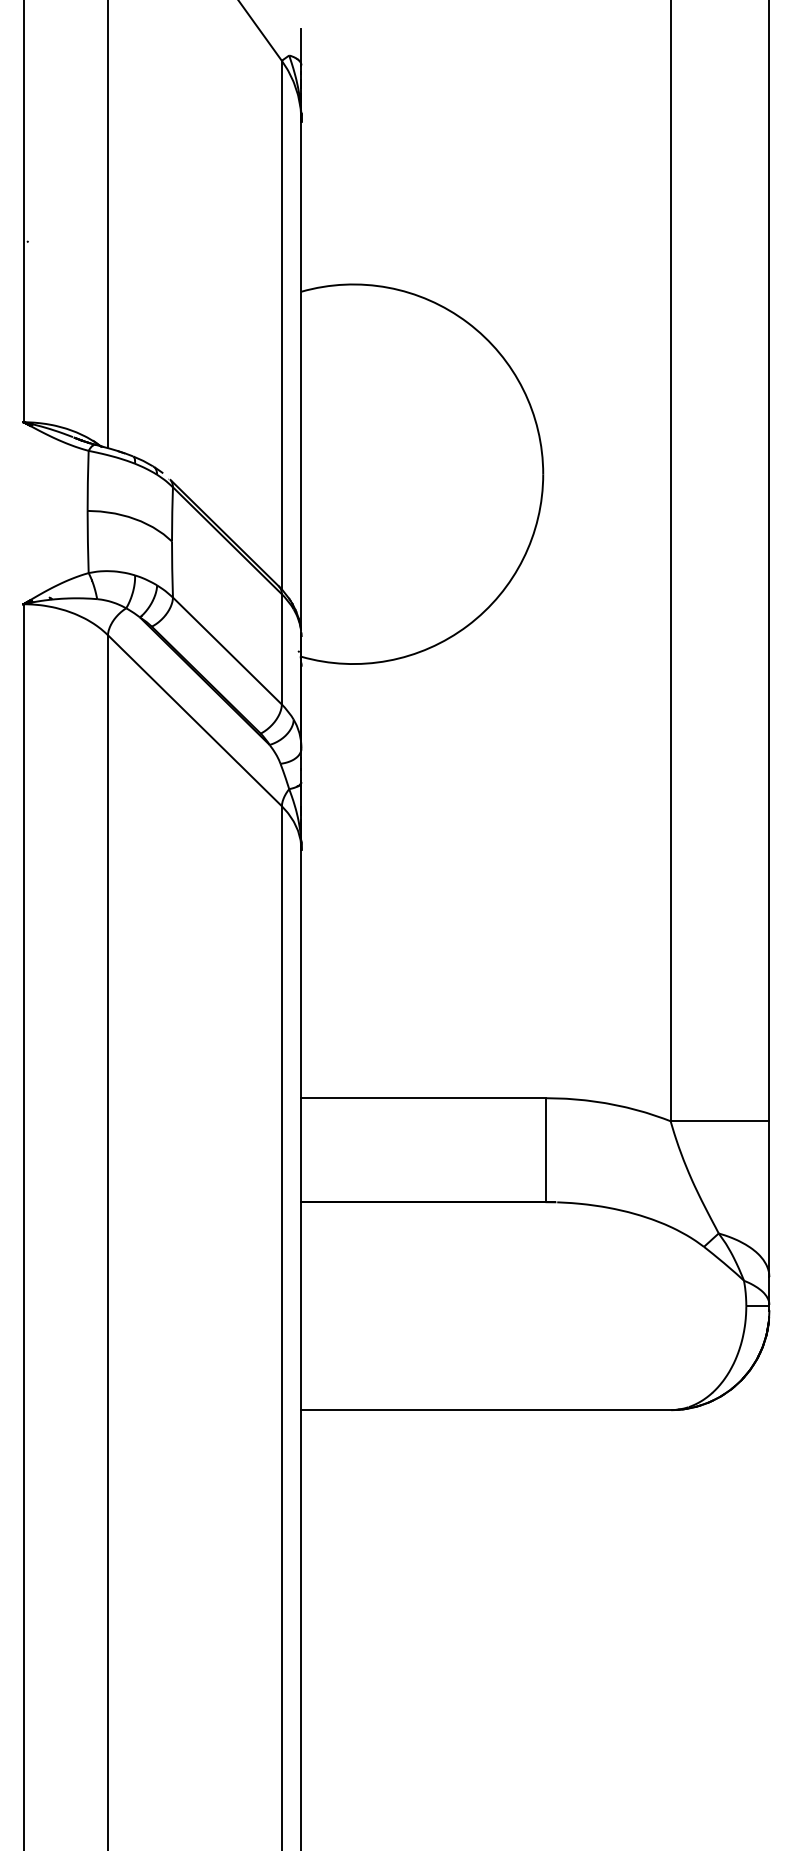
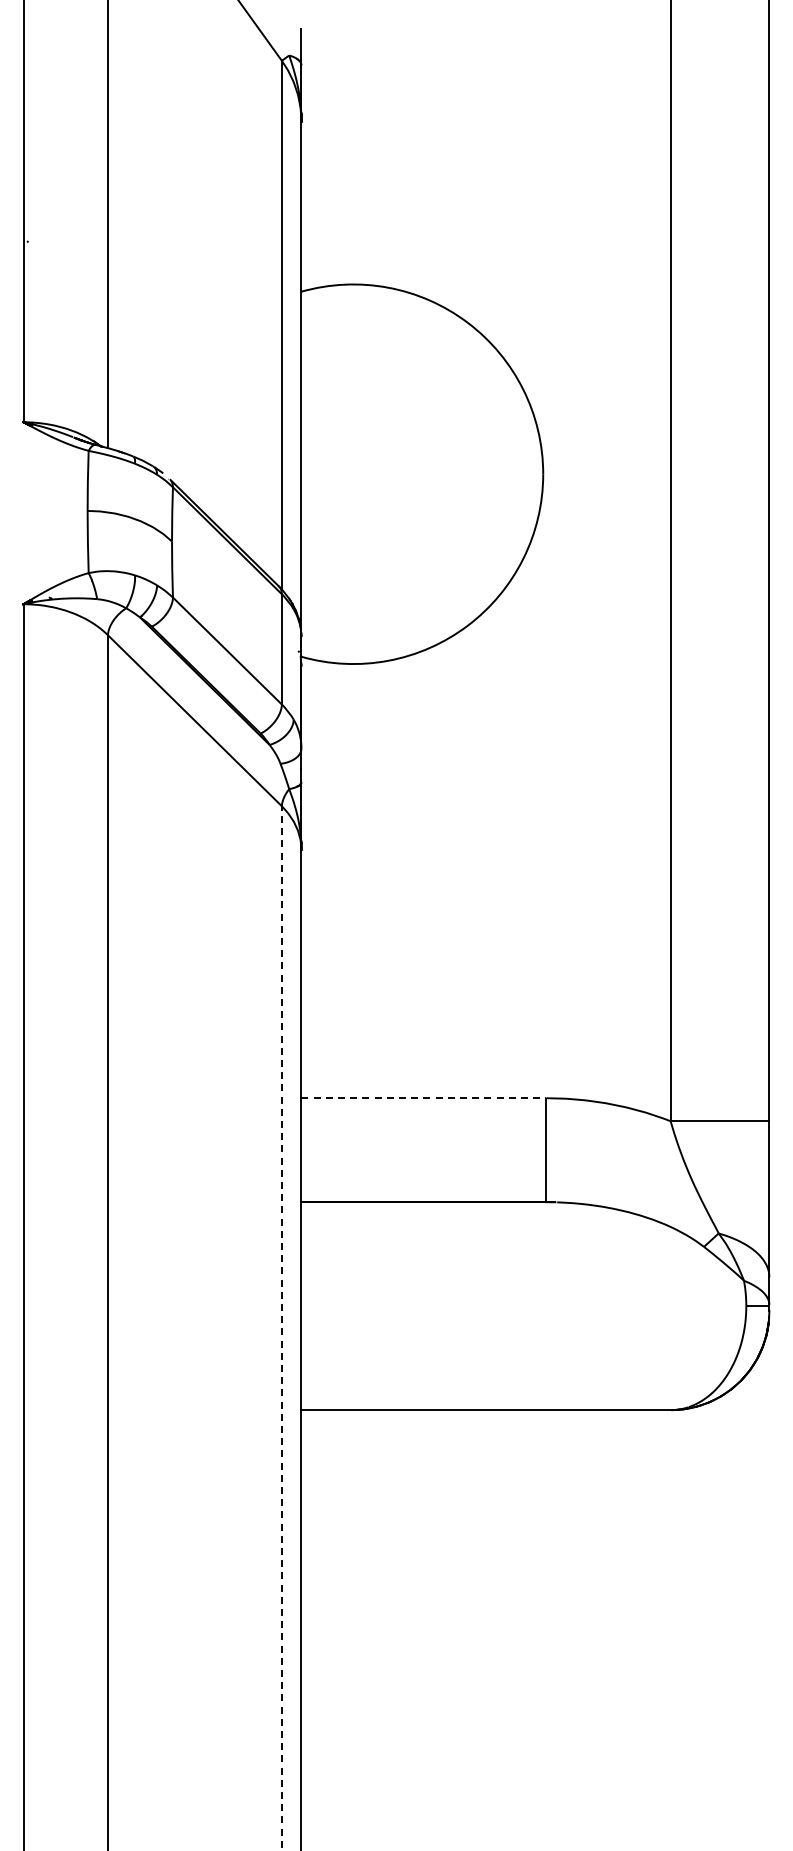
line: solid -> dashed (424, 1098)
line: solid -> dashed (281, 1328)
